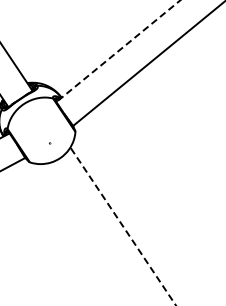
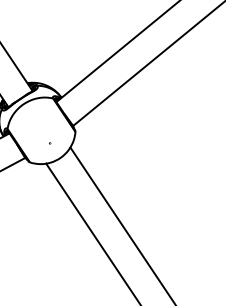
line: dashed -> solid (118, 51)
line: dashed -> solid (123, 226)
line: none -> present (92, 232)
